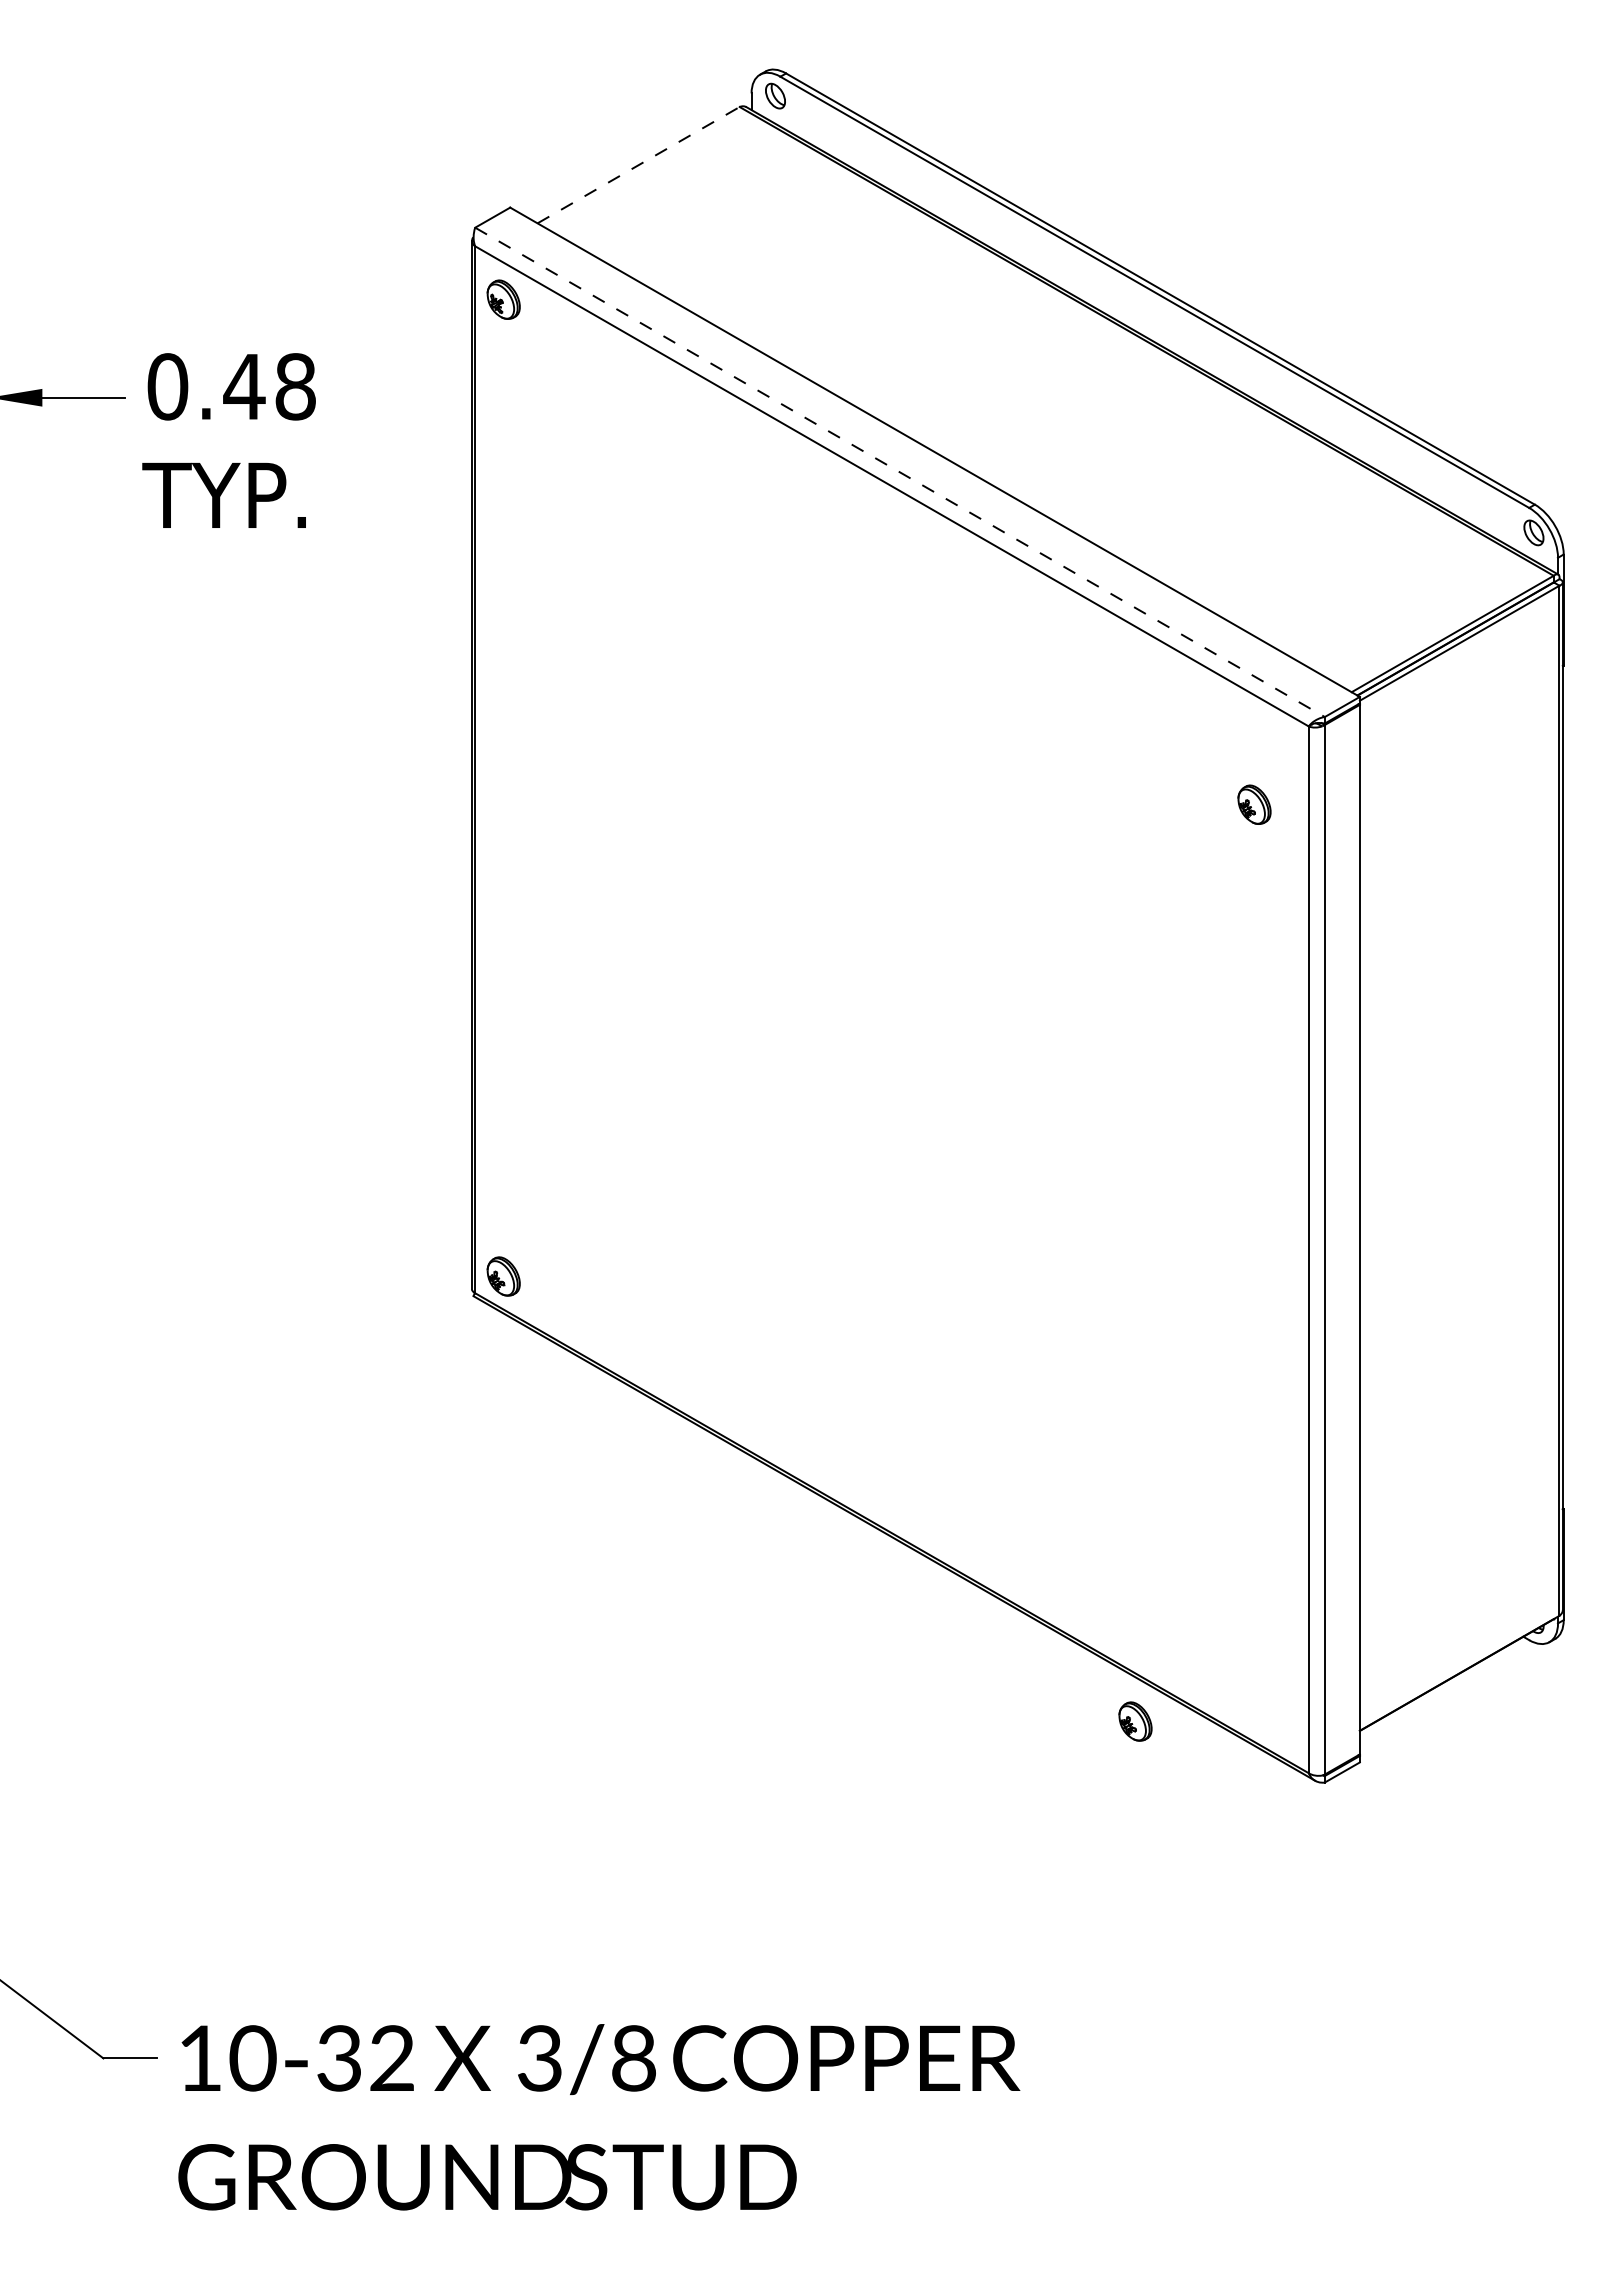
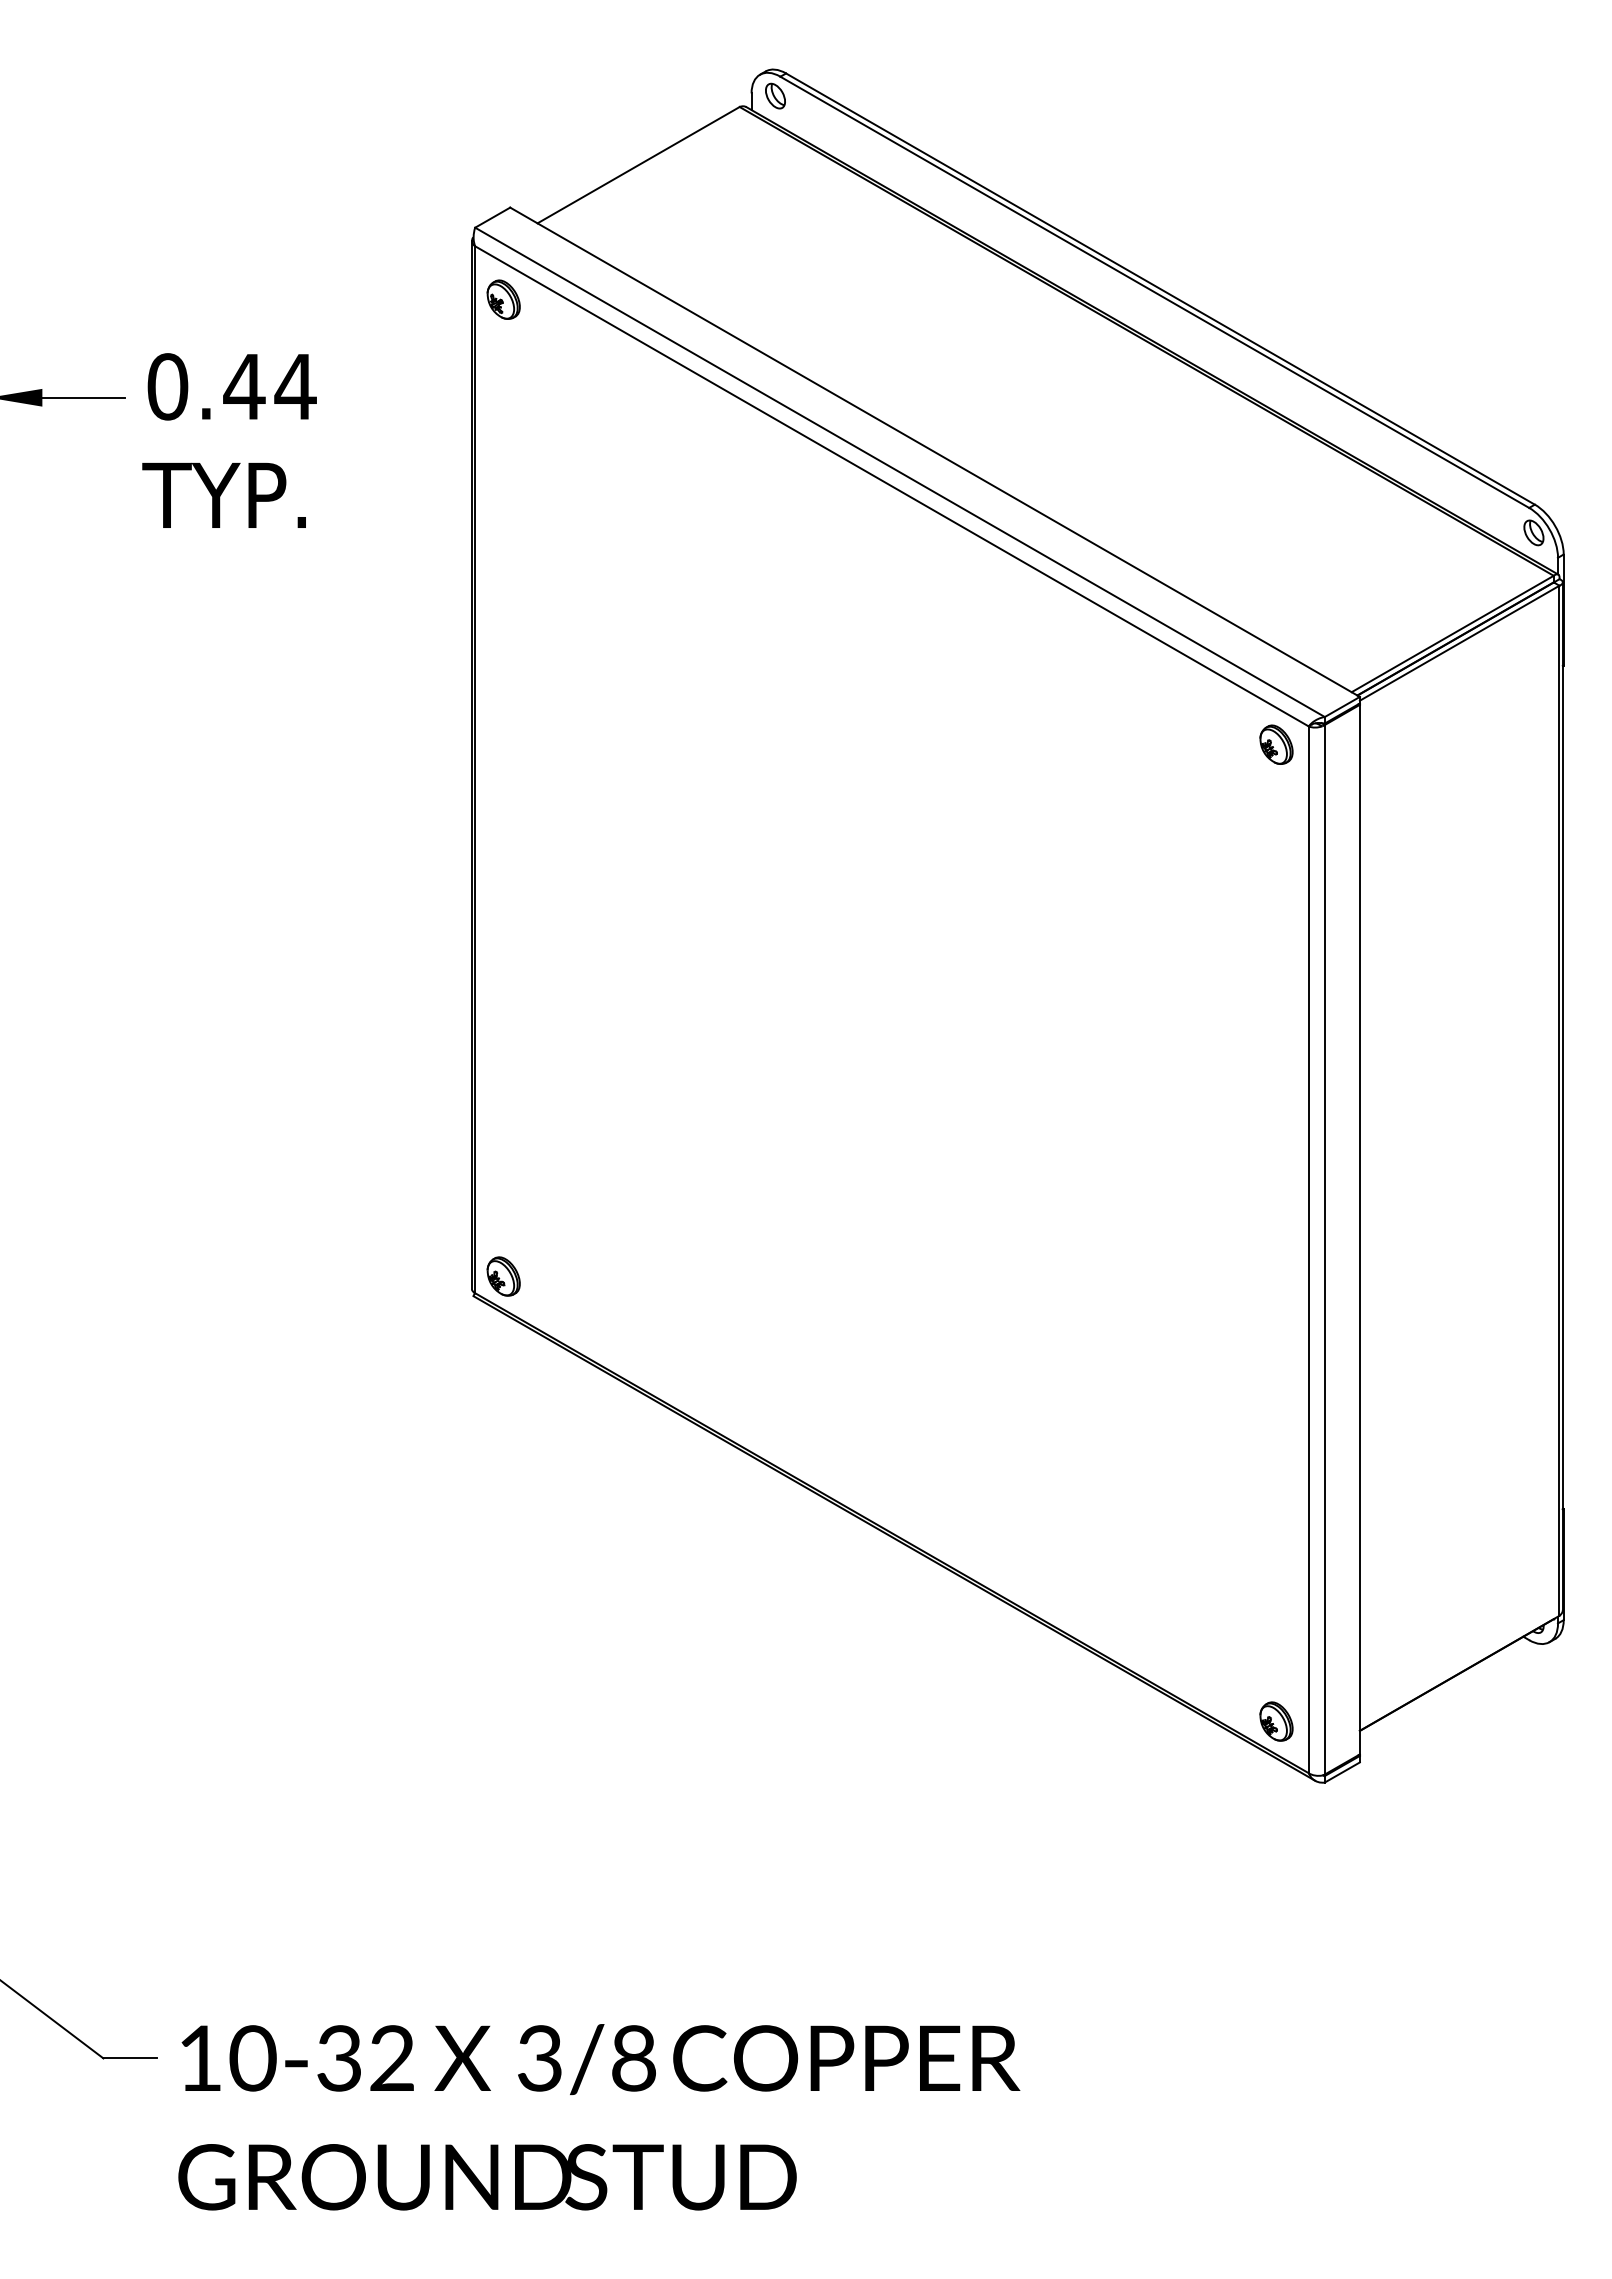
line: dashed -> solid (638, 165)
text: 0.48 -> 0.44 (295, 386)
line: dashed -> solid (900, 472)
part position: (1254, 804) -> (1276, 744) (1276, 744)
part position: (1135, 1721) -> (1276, 1721) (1276, 1721)
